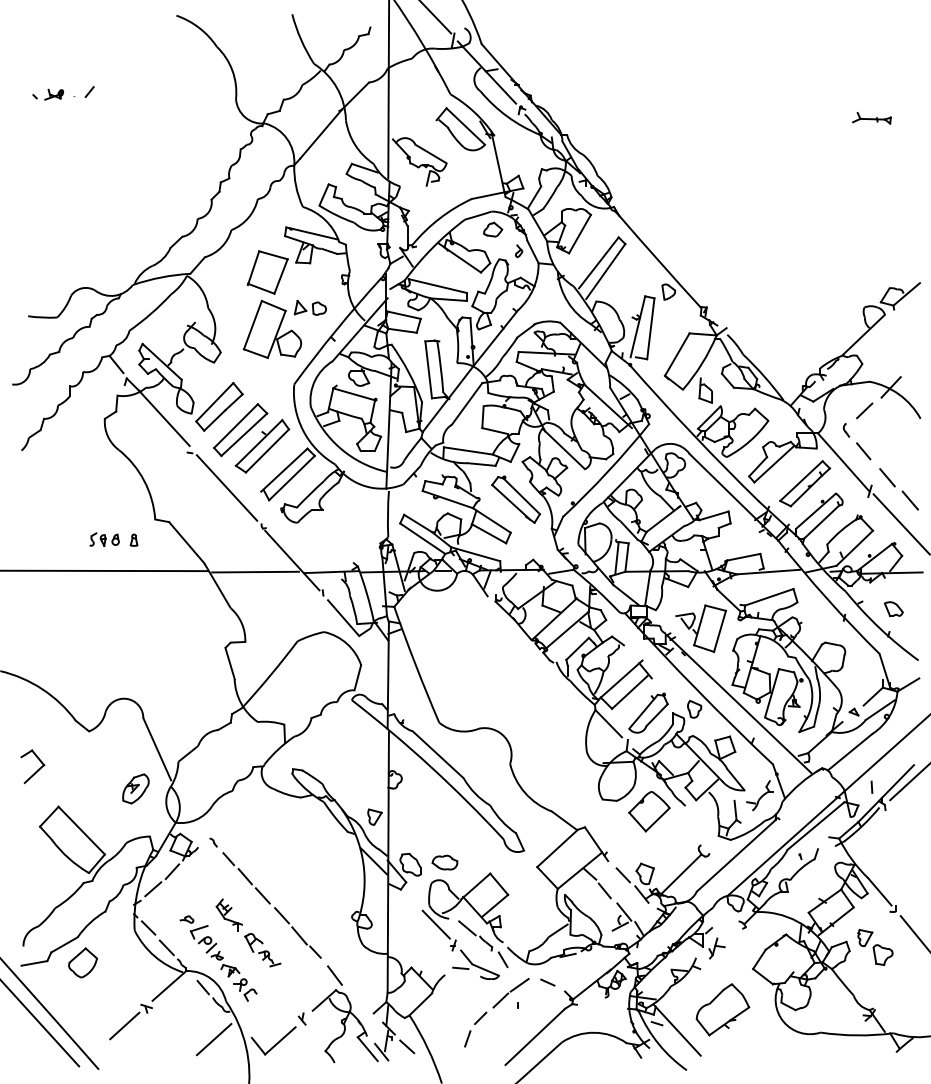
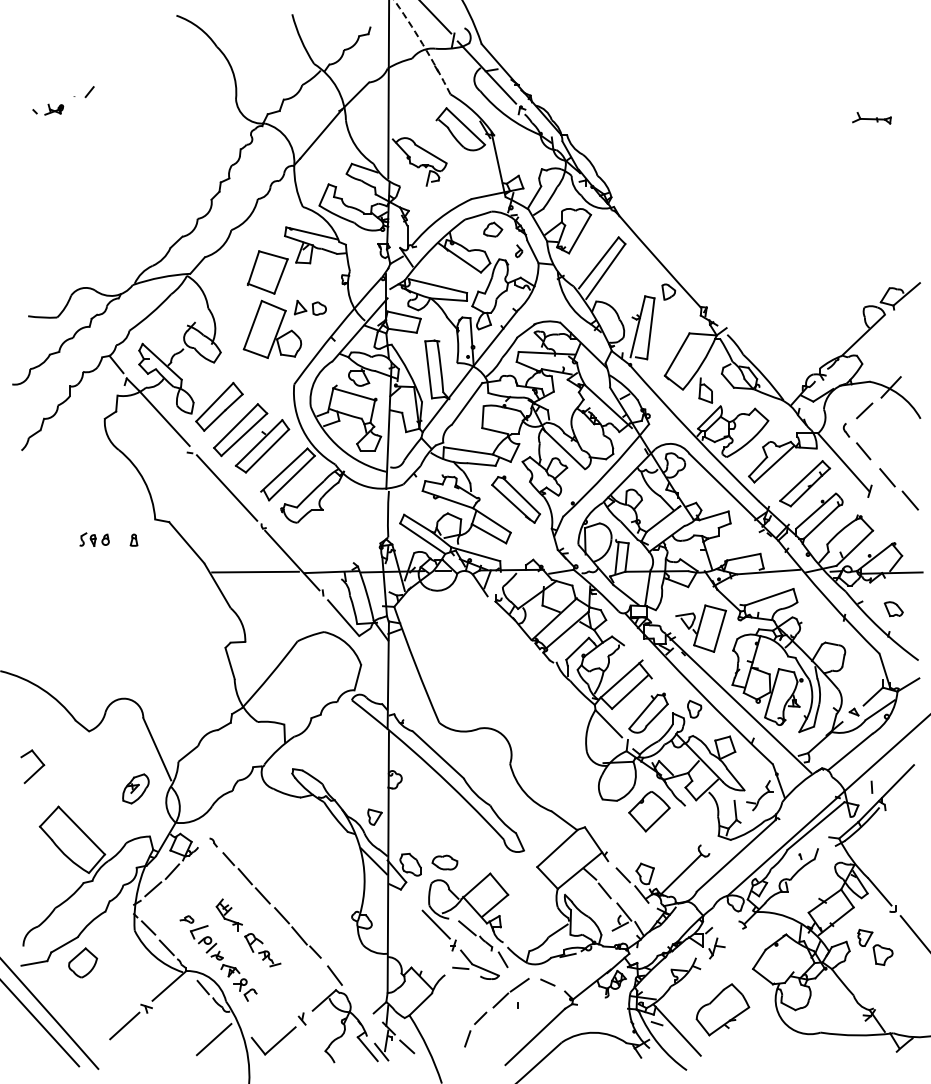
arc: solid -> dashed (423, 46)
part position: (48, 94) -> (48, 109) (48, 109)
line: present -> none (900, 523)
part position: (104, 539) -> (94, 539) (94, 539)
line: present -> none (105, 570)
line: present -> none (908, 783)
